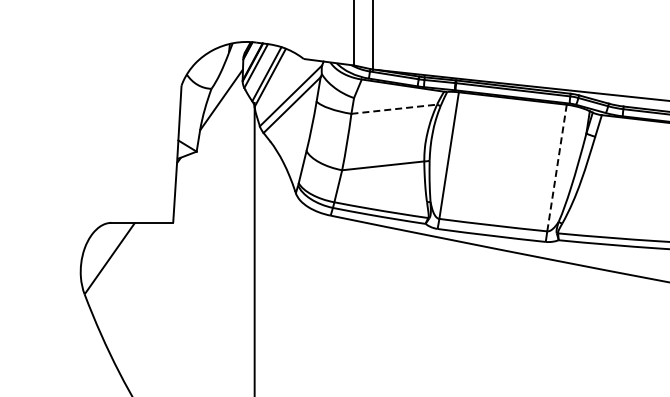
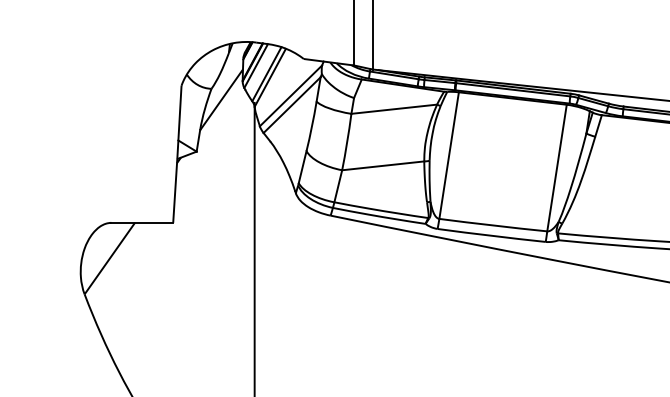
line: dashed -> solid (394, 109)
line: dashed -> solid (556, 168)
